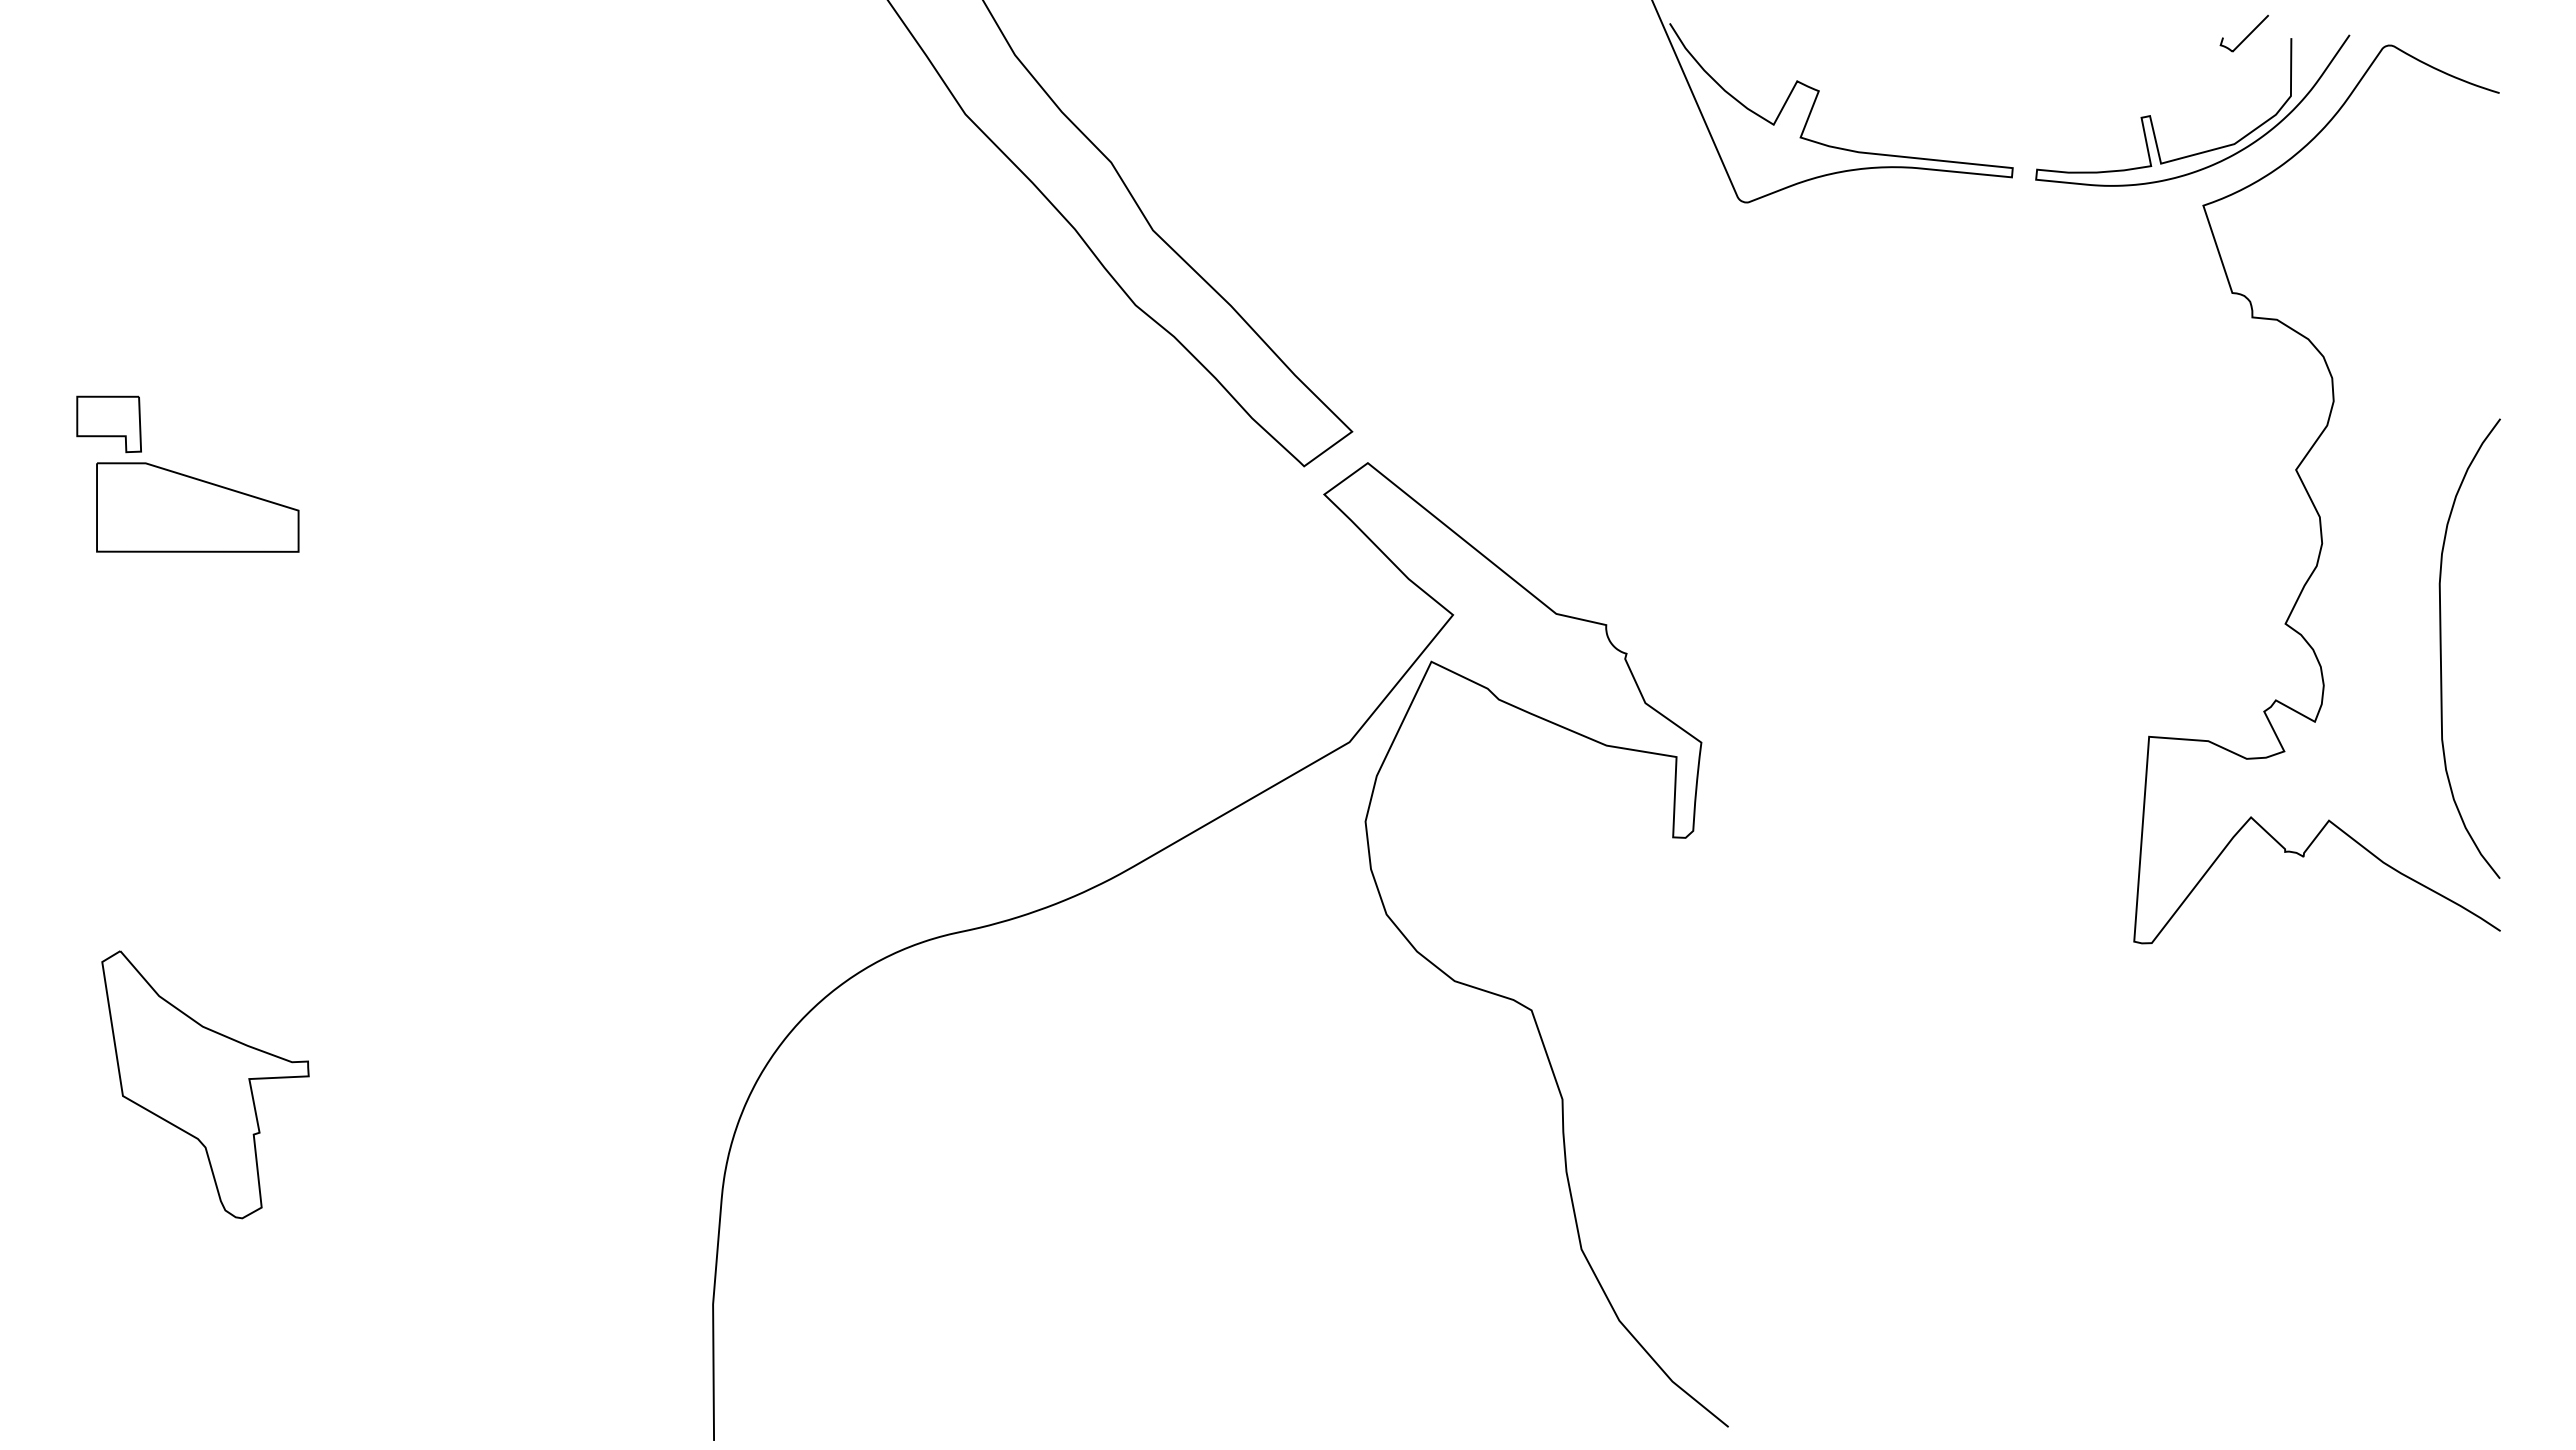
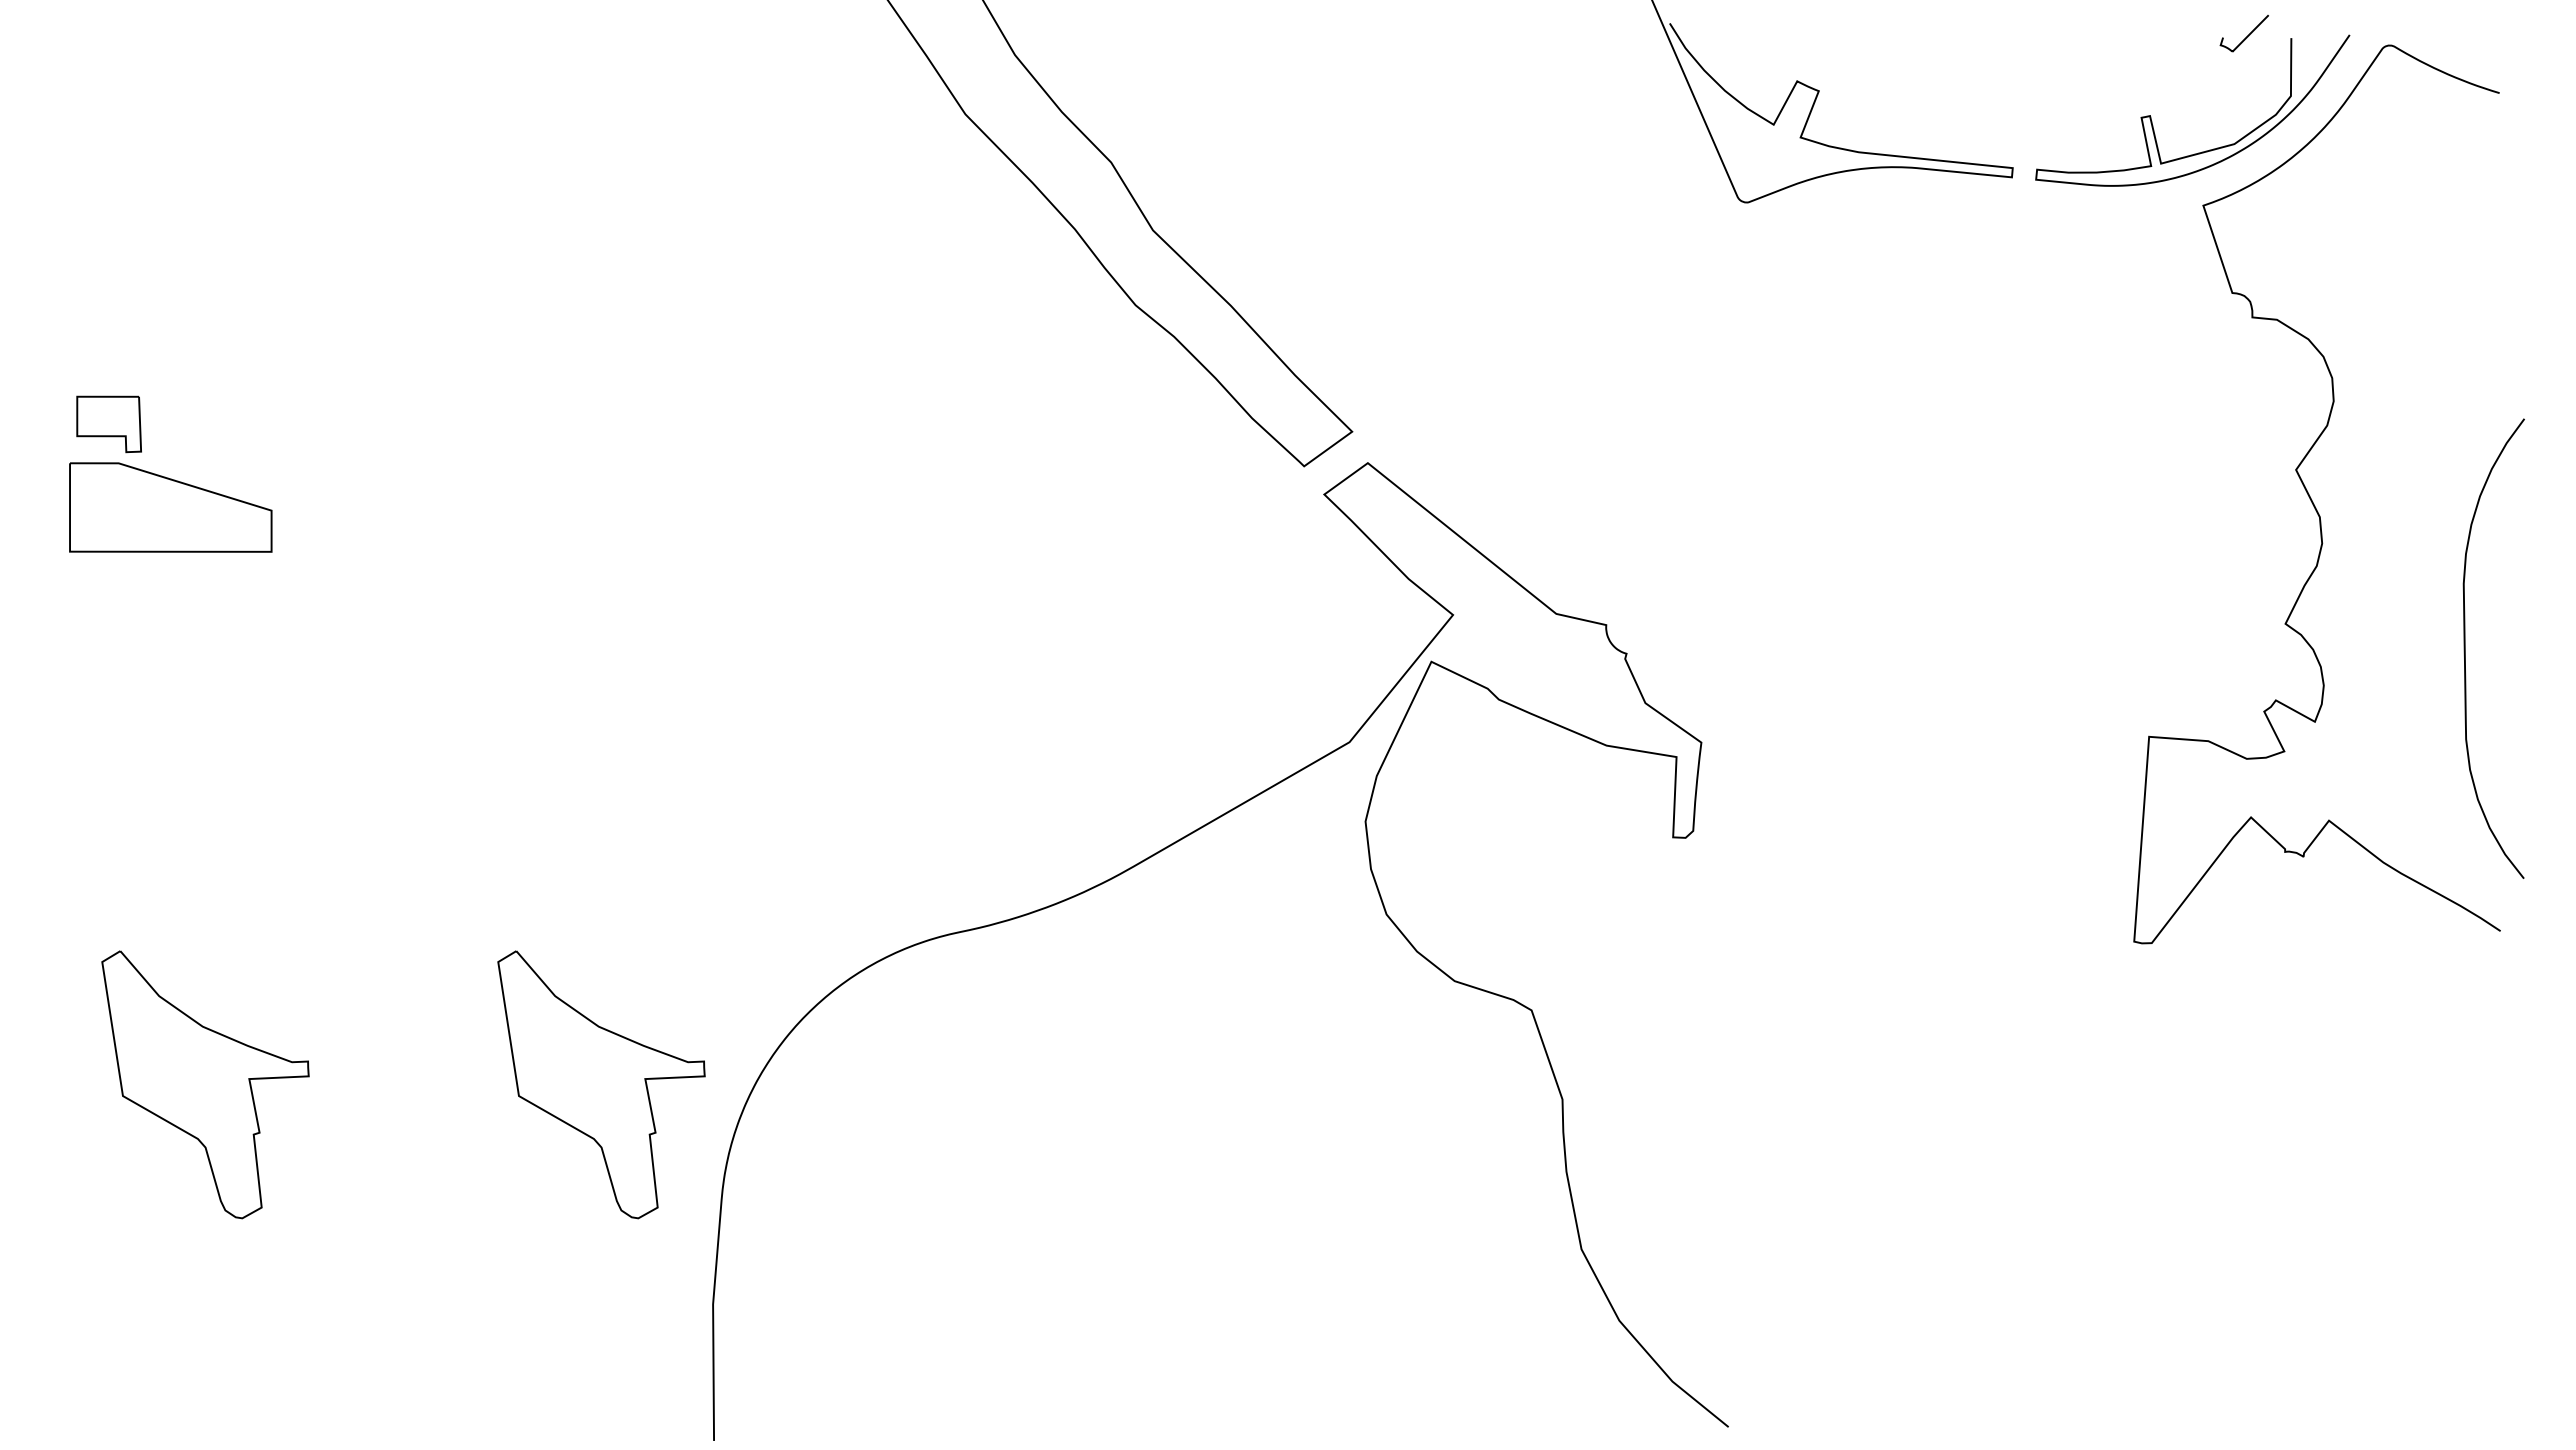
part position: (197, 507) -> (170, 507) (170, 507)
curve position: (2441, 648) -> (2465, 648) (2465, 648)
part: none -> present (601, 1084)
